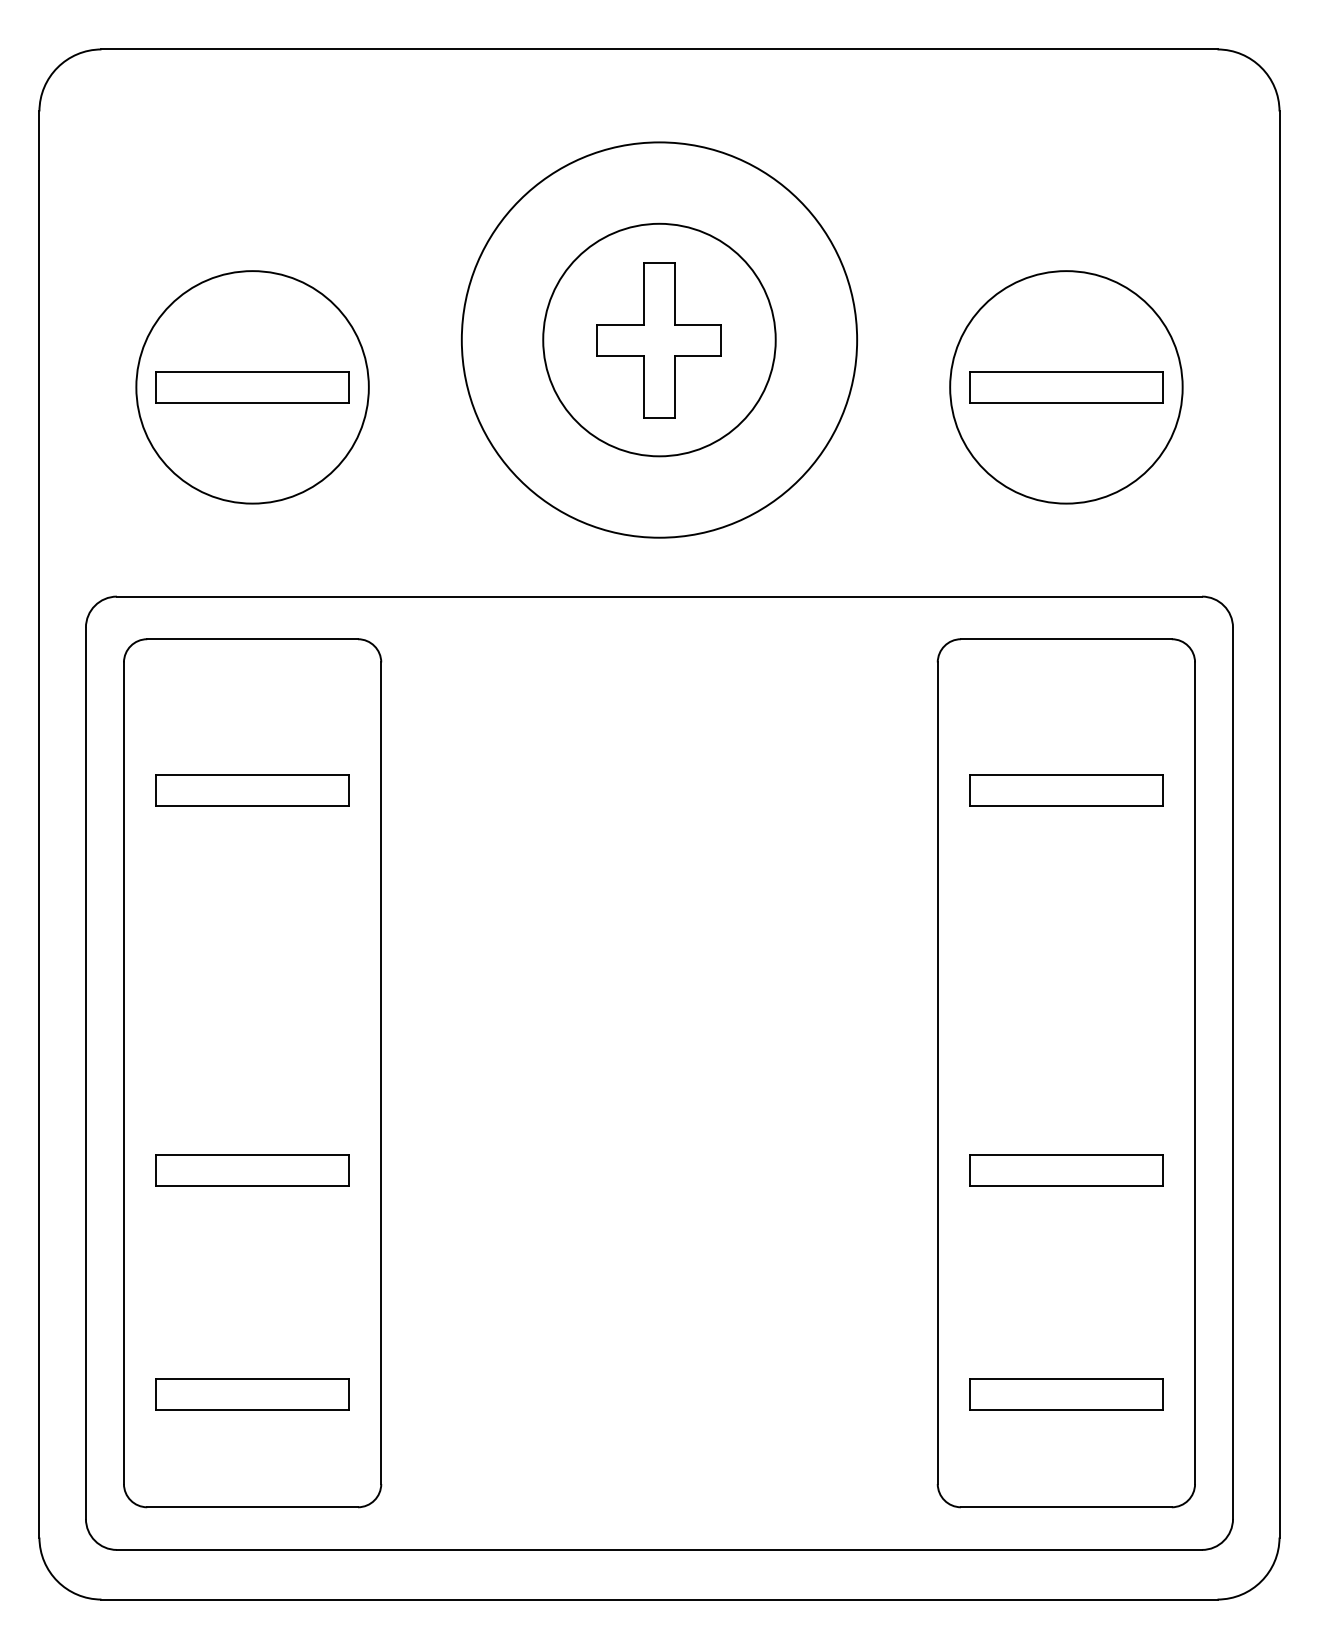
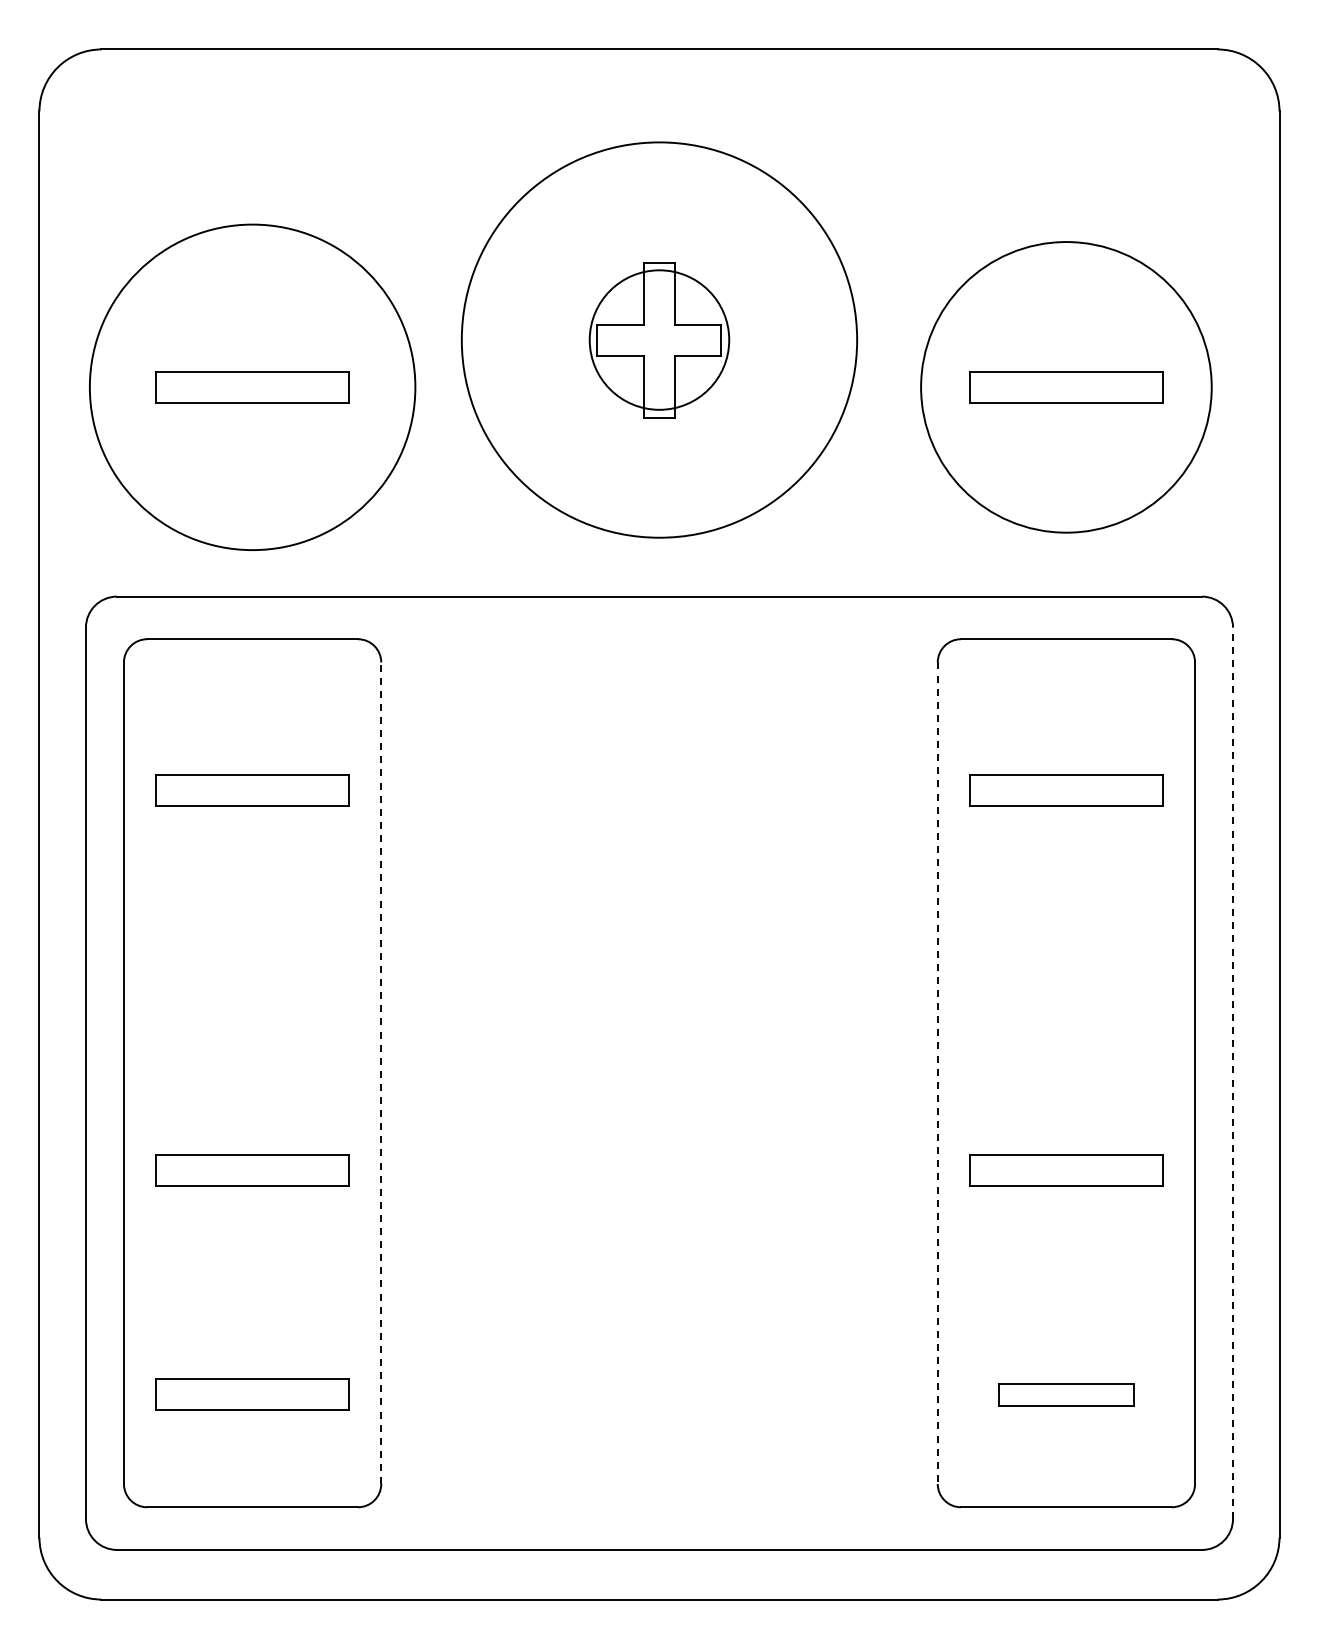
circle diameter: 233 px -> 140 px (659, 339)
circle diameter: 233 px -> 326 px (252, 387)
circle diameter: 233 px -> 291 px (1066, 387)
line: solid -> dashed (381, 1073)
line: solid -> dashed (937, 1073)
line: solid -> dashed (1233, 1073)
part size: 195x33 px -> 137x24 px (1066, 1394)
